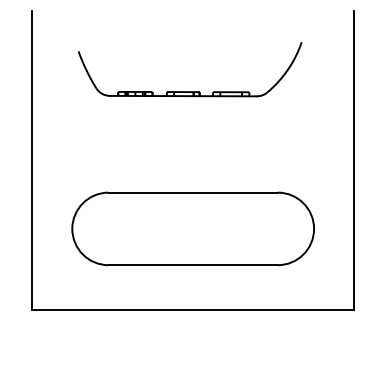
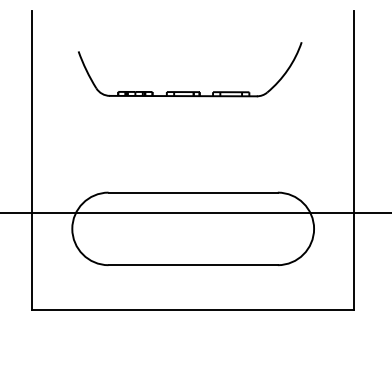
line: none -> present (195, 213)
